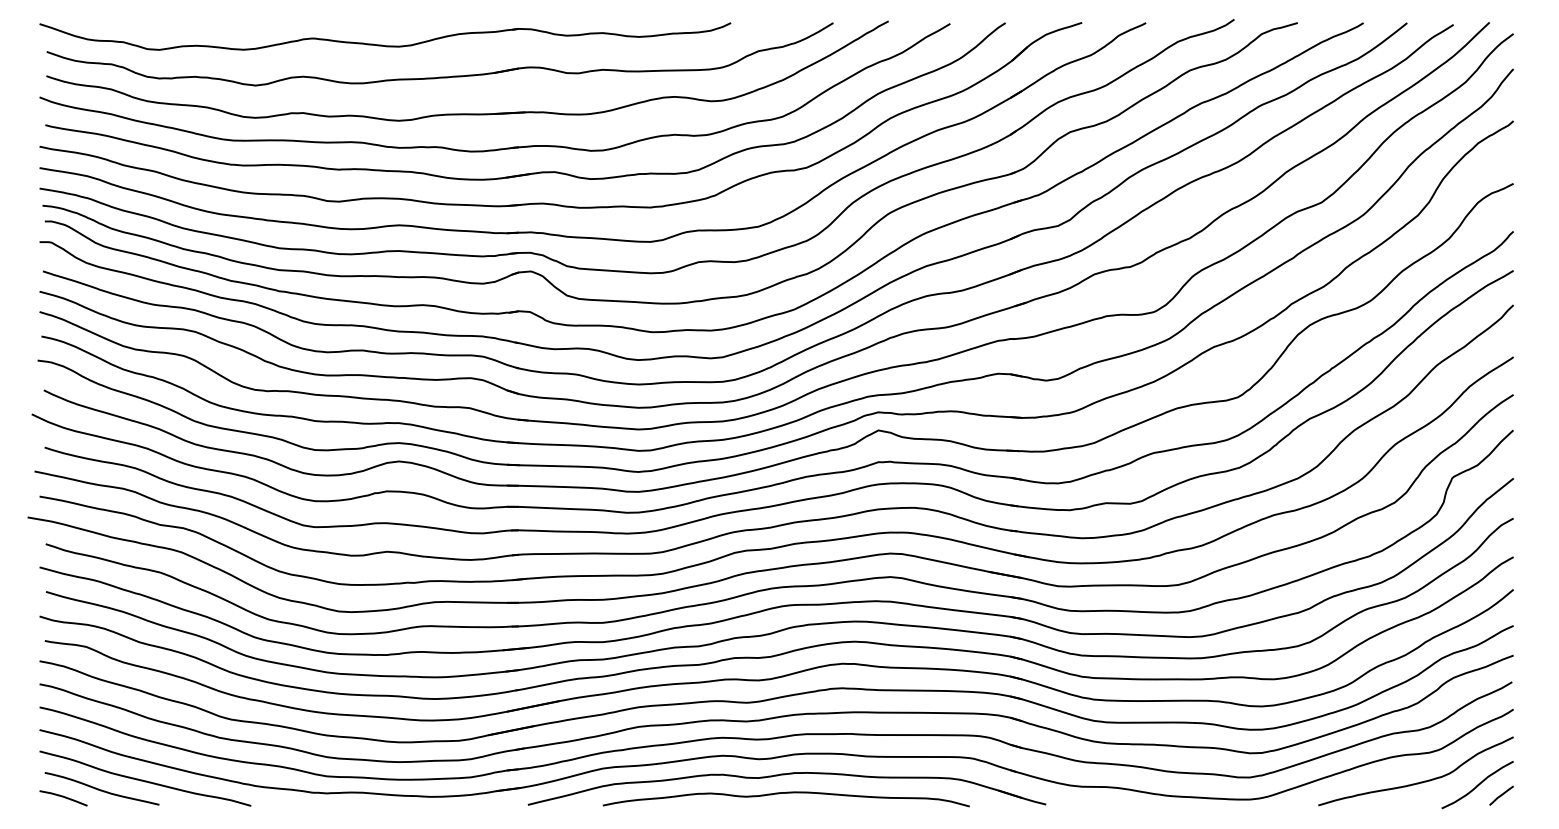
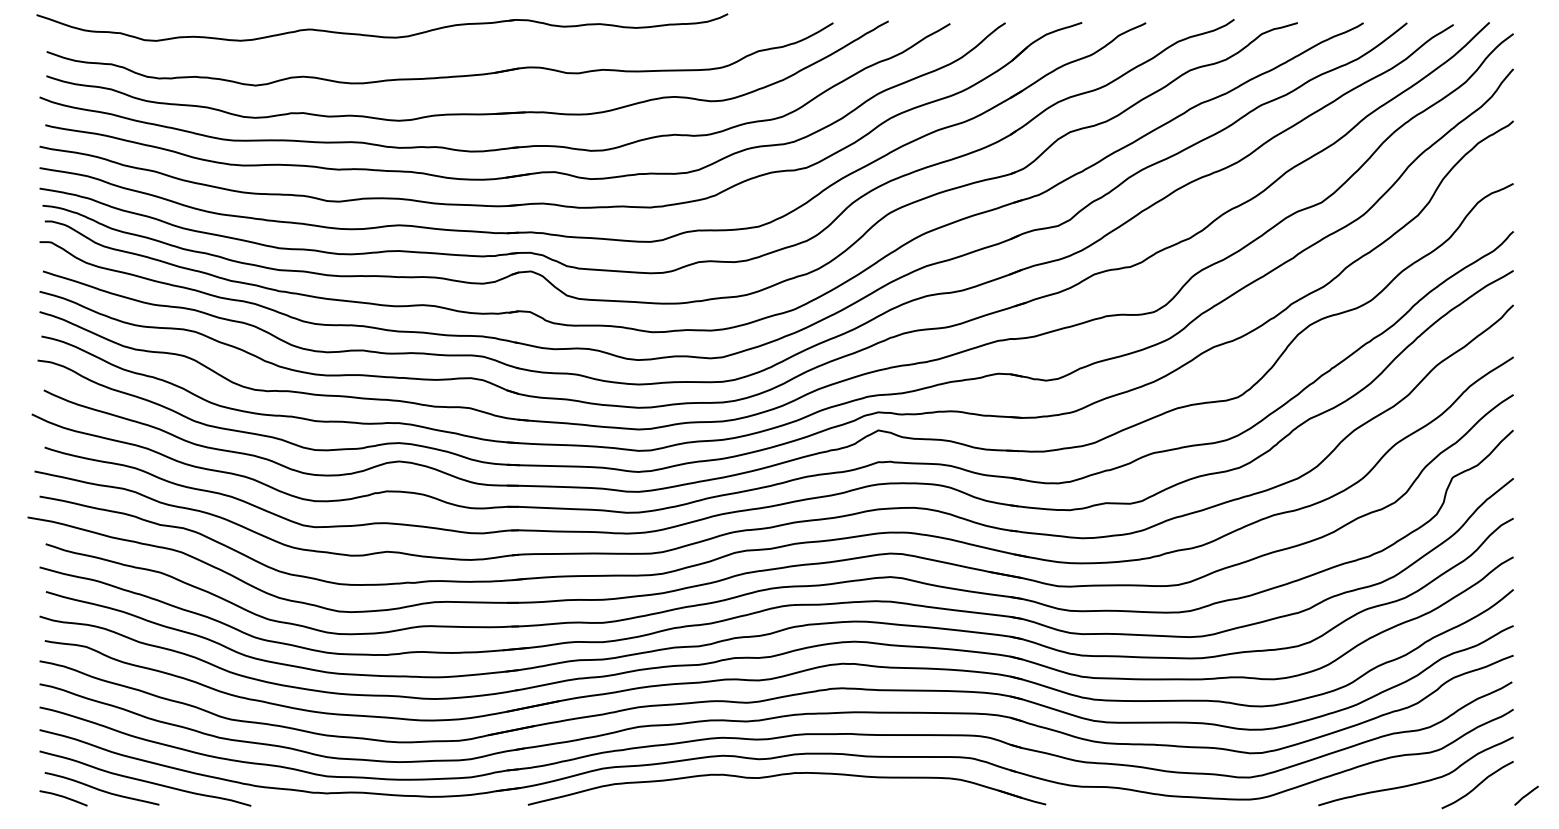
part position: (382, 44) -> (379, 35) (379, 35)
curve: present -> none (785, 793)
line position: (1501, 795) -> (1526, 795) (1526, 795)
